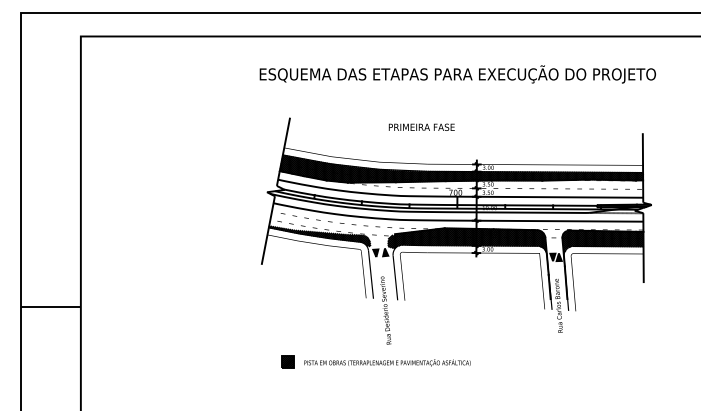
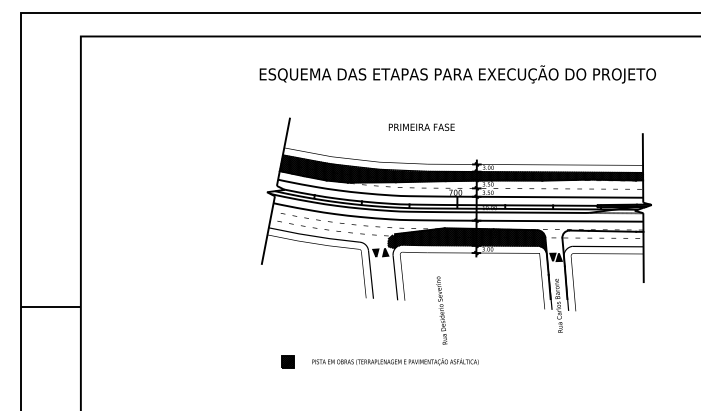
hatch: present -> none (319, 235)
hatch: present -> none (602, 241)
text position: (385, 310) -> (441, 310) (441, 310)
text position: (387, 362) -> (395, 361) (395, 361)
